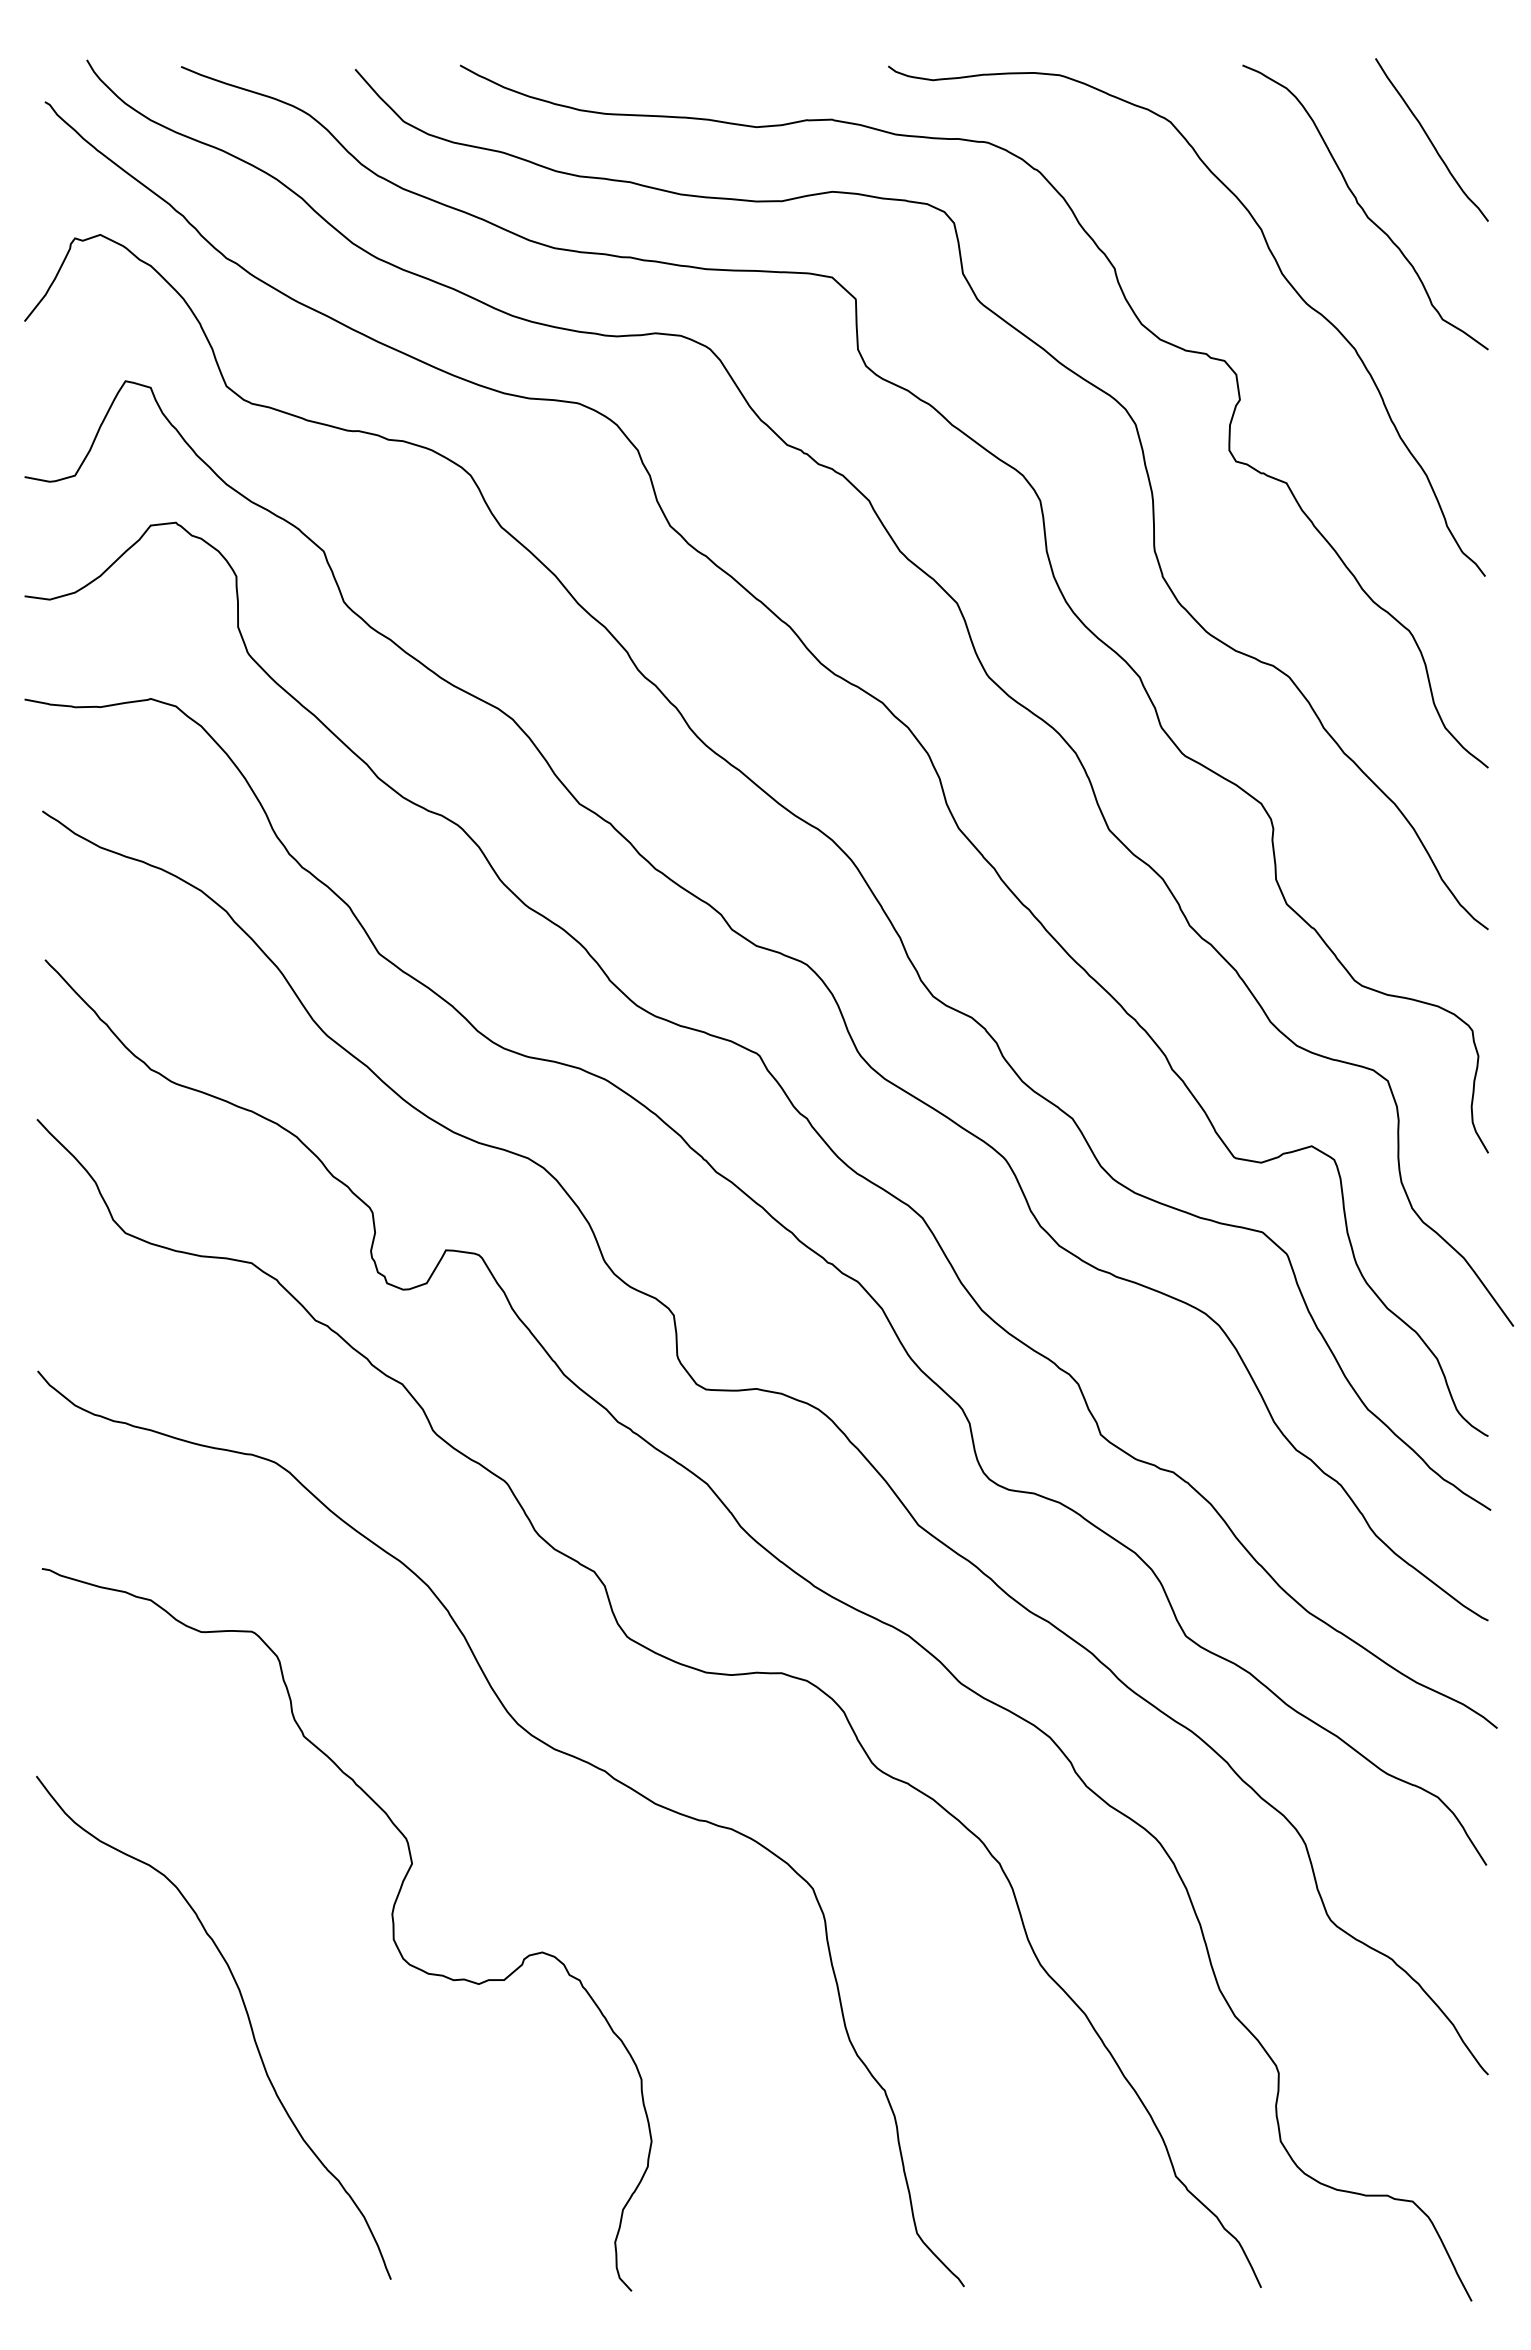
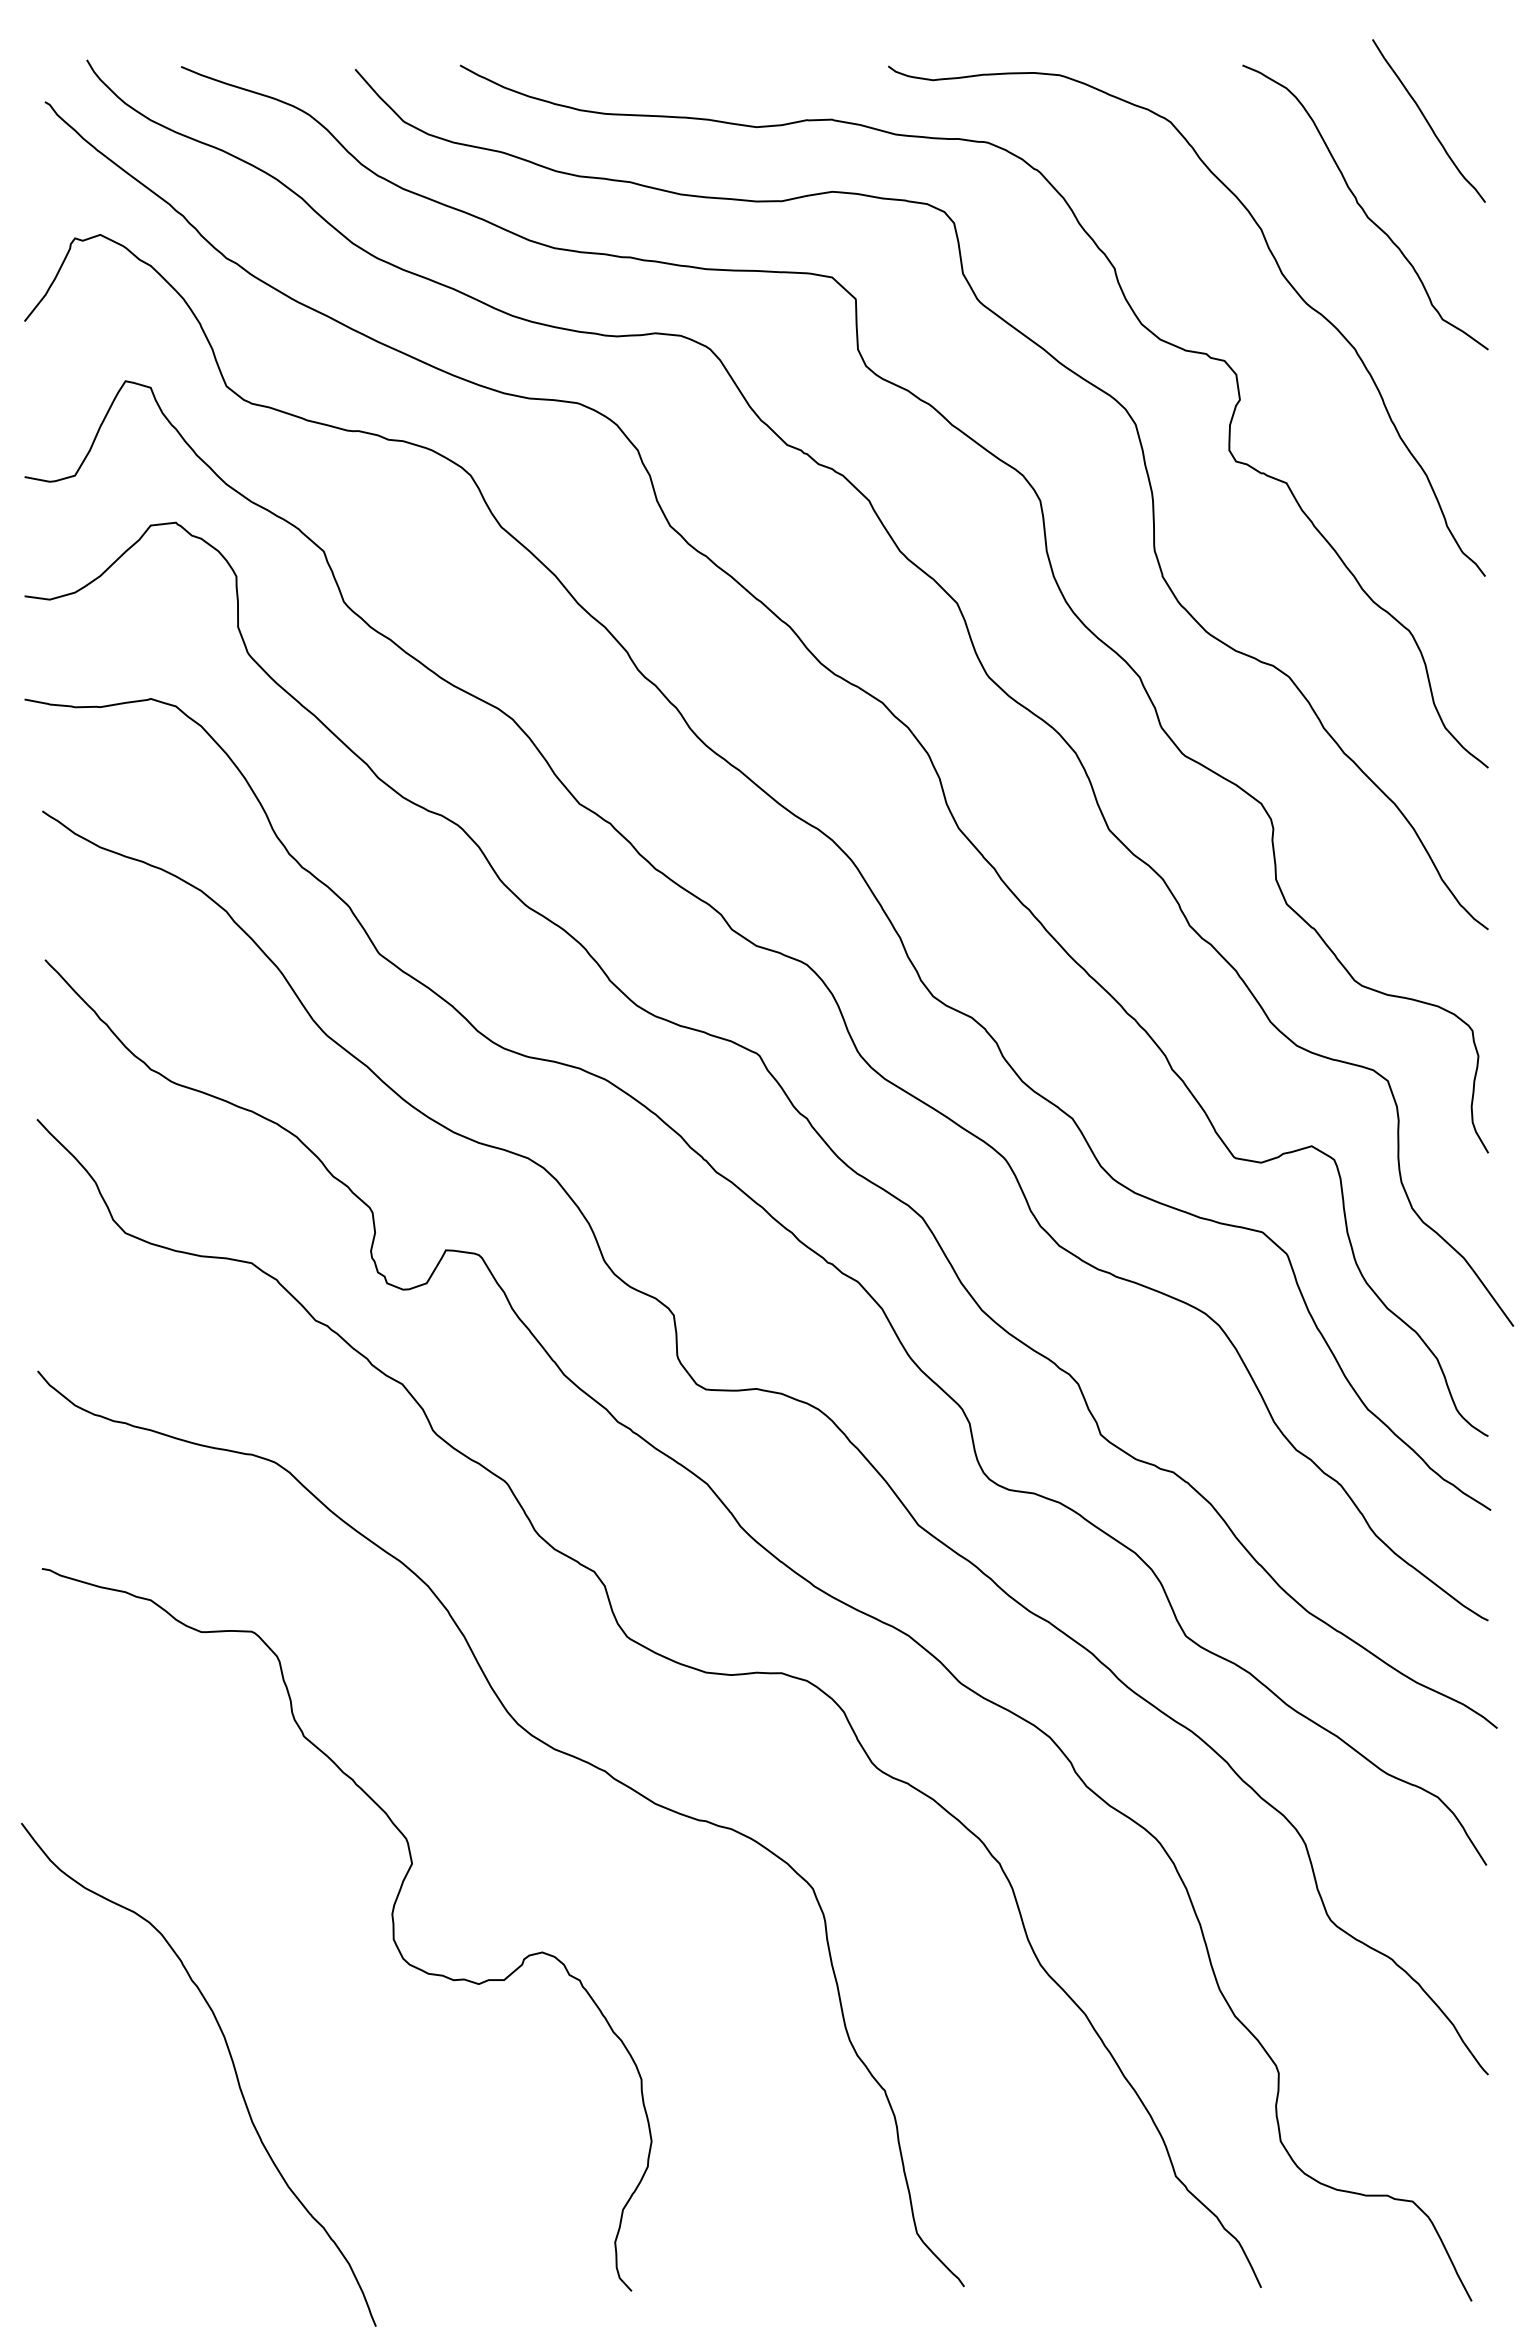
curve position: (1430, 139) -> (1427, 120) (1427, 120)
curve position: (247, 2017) -> (232, 2064) (232, 2064)
